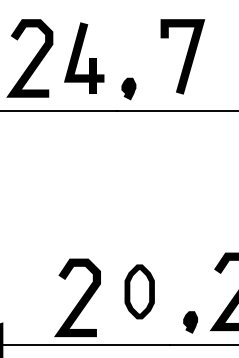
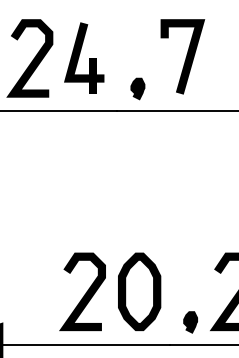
part position: (128, 88) -> (137, 88) (137, 88)
part size: 31x56 px -> 44x80 px (139, 291)
curve position: (80, 299) -> (85, 293) (85, 293)
